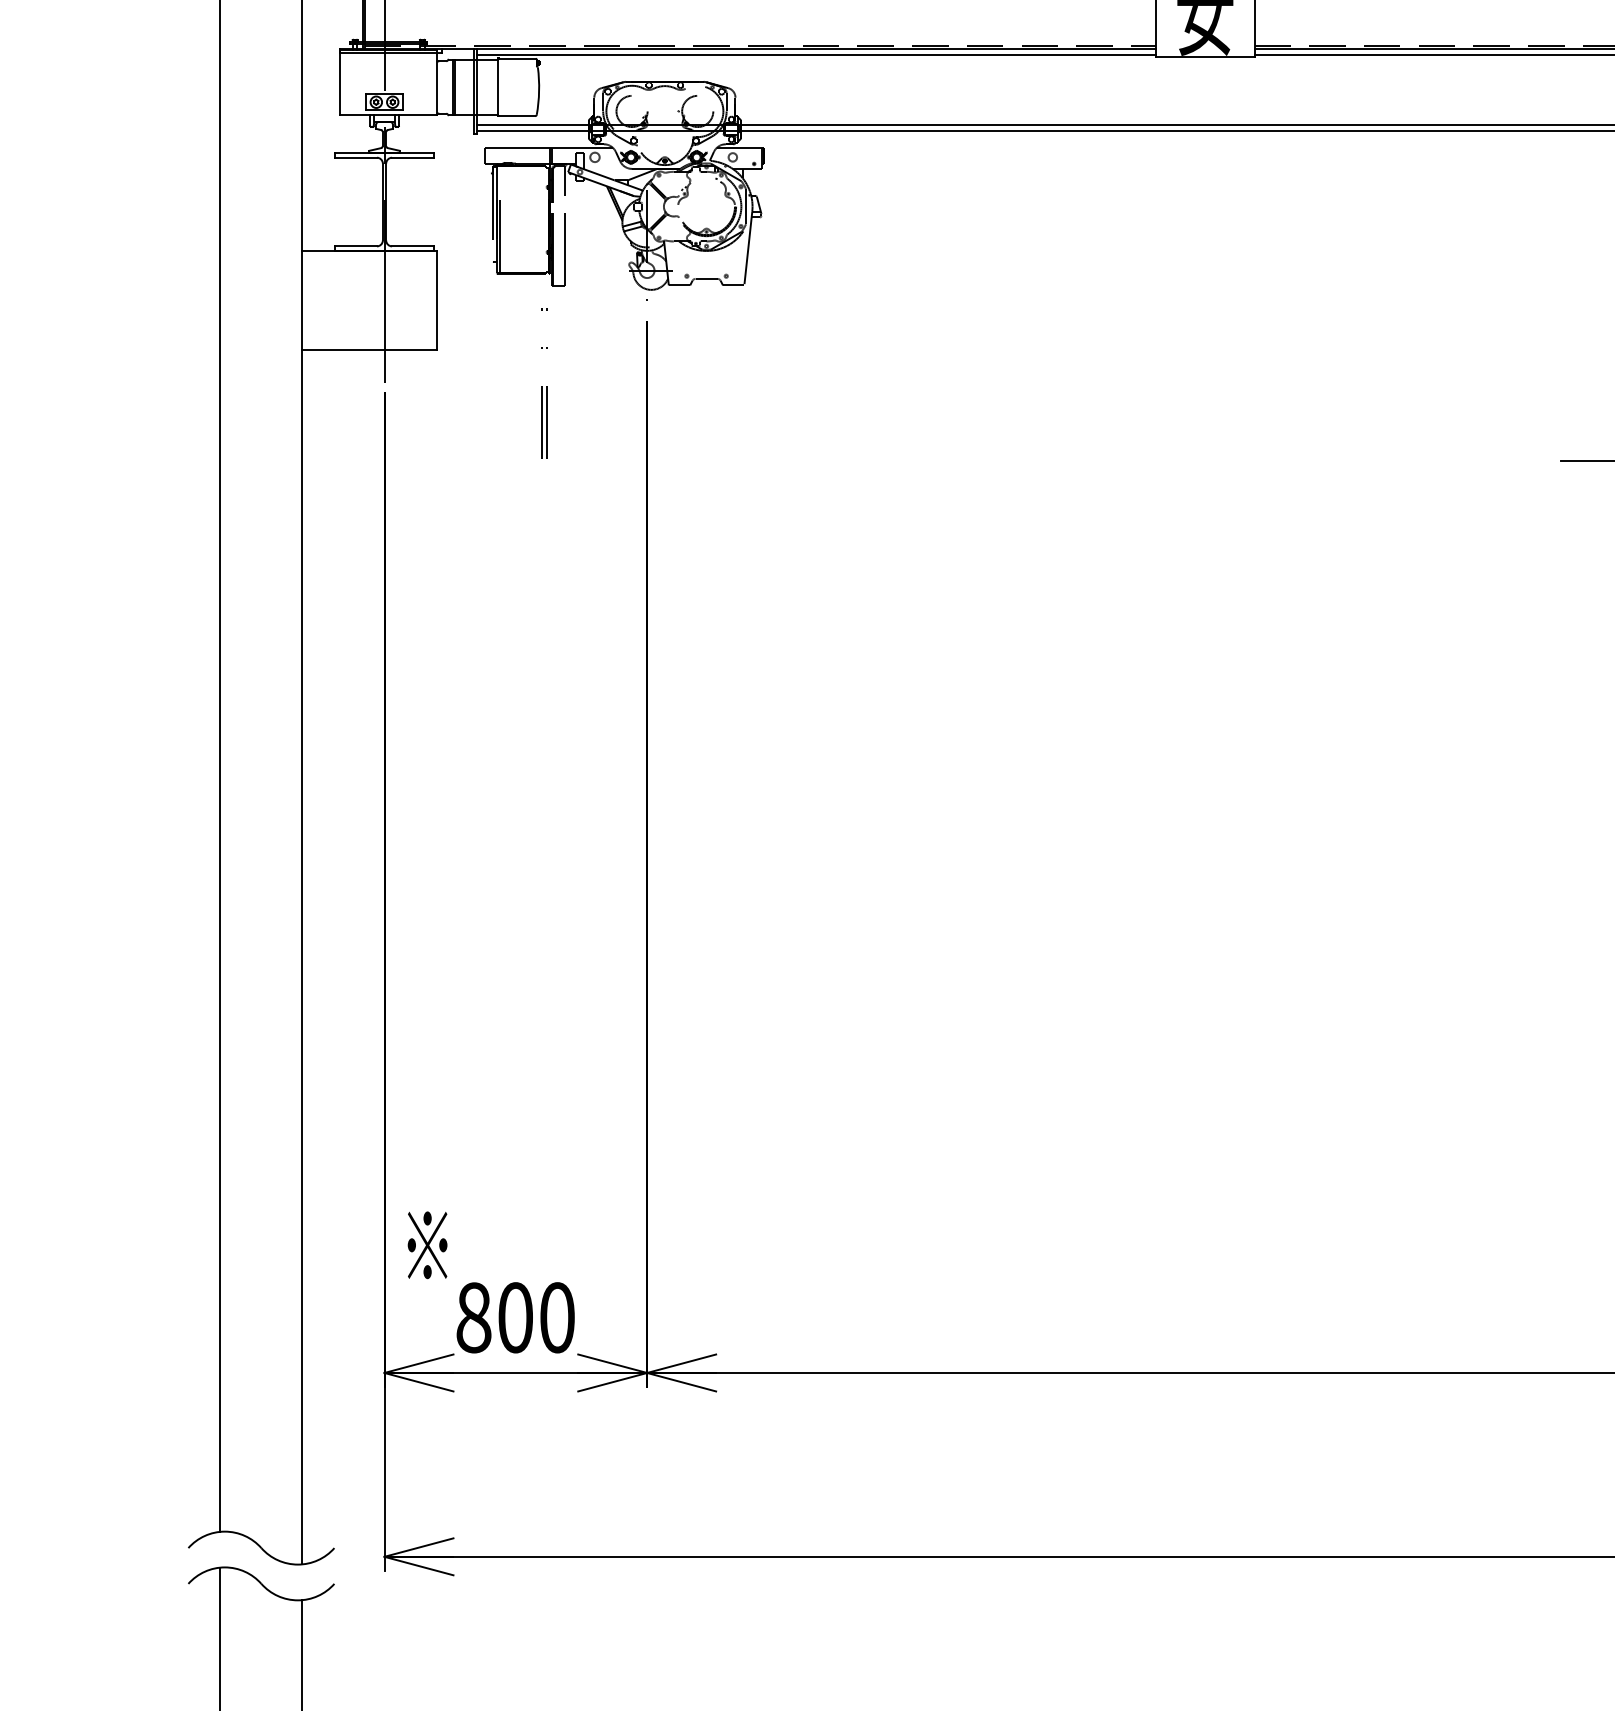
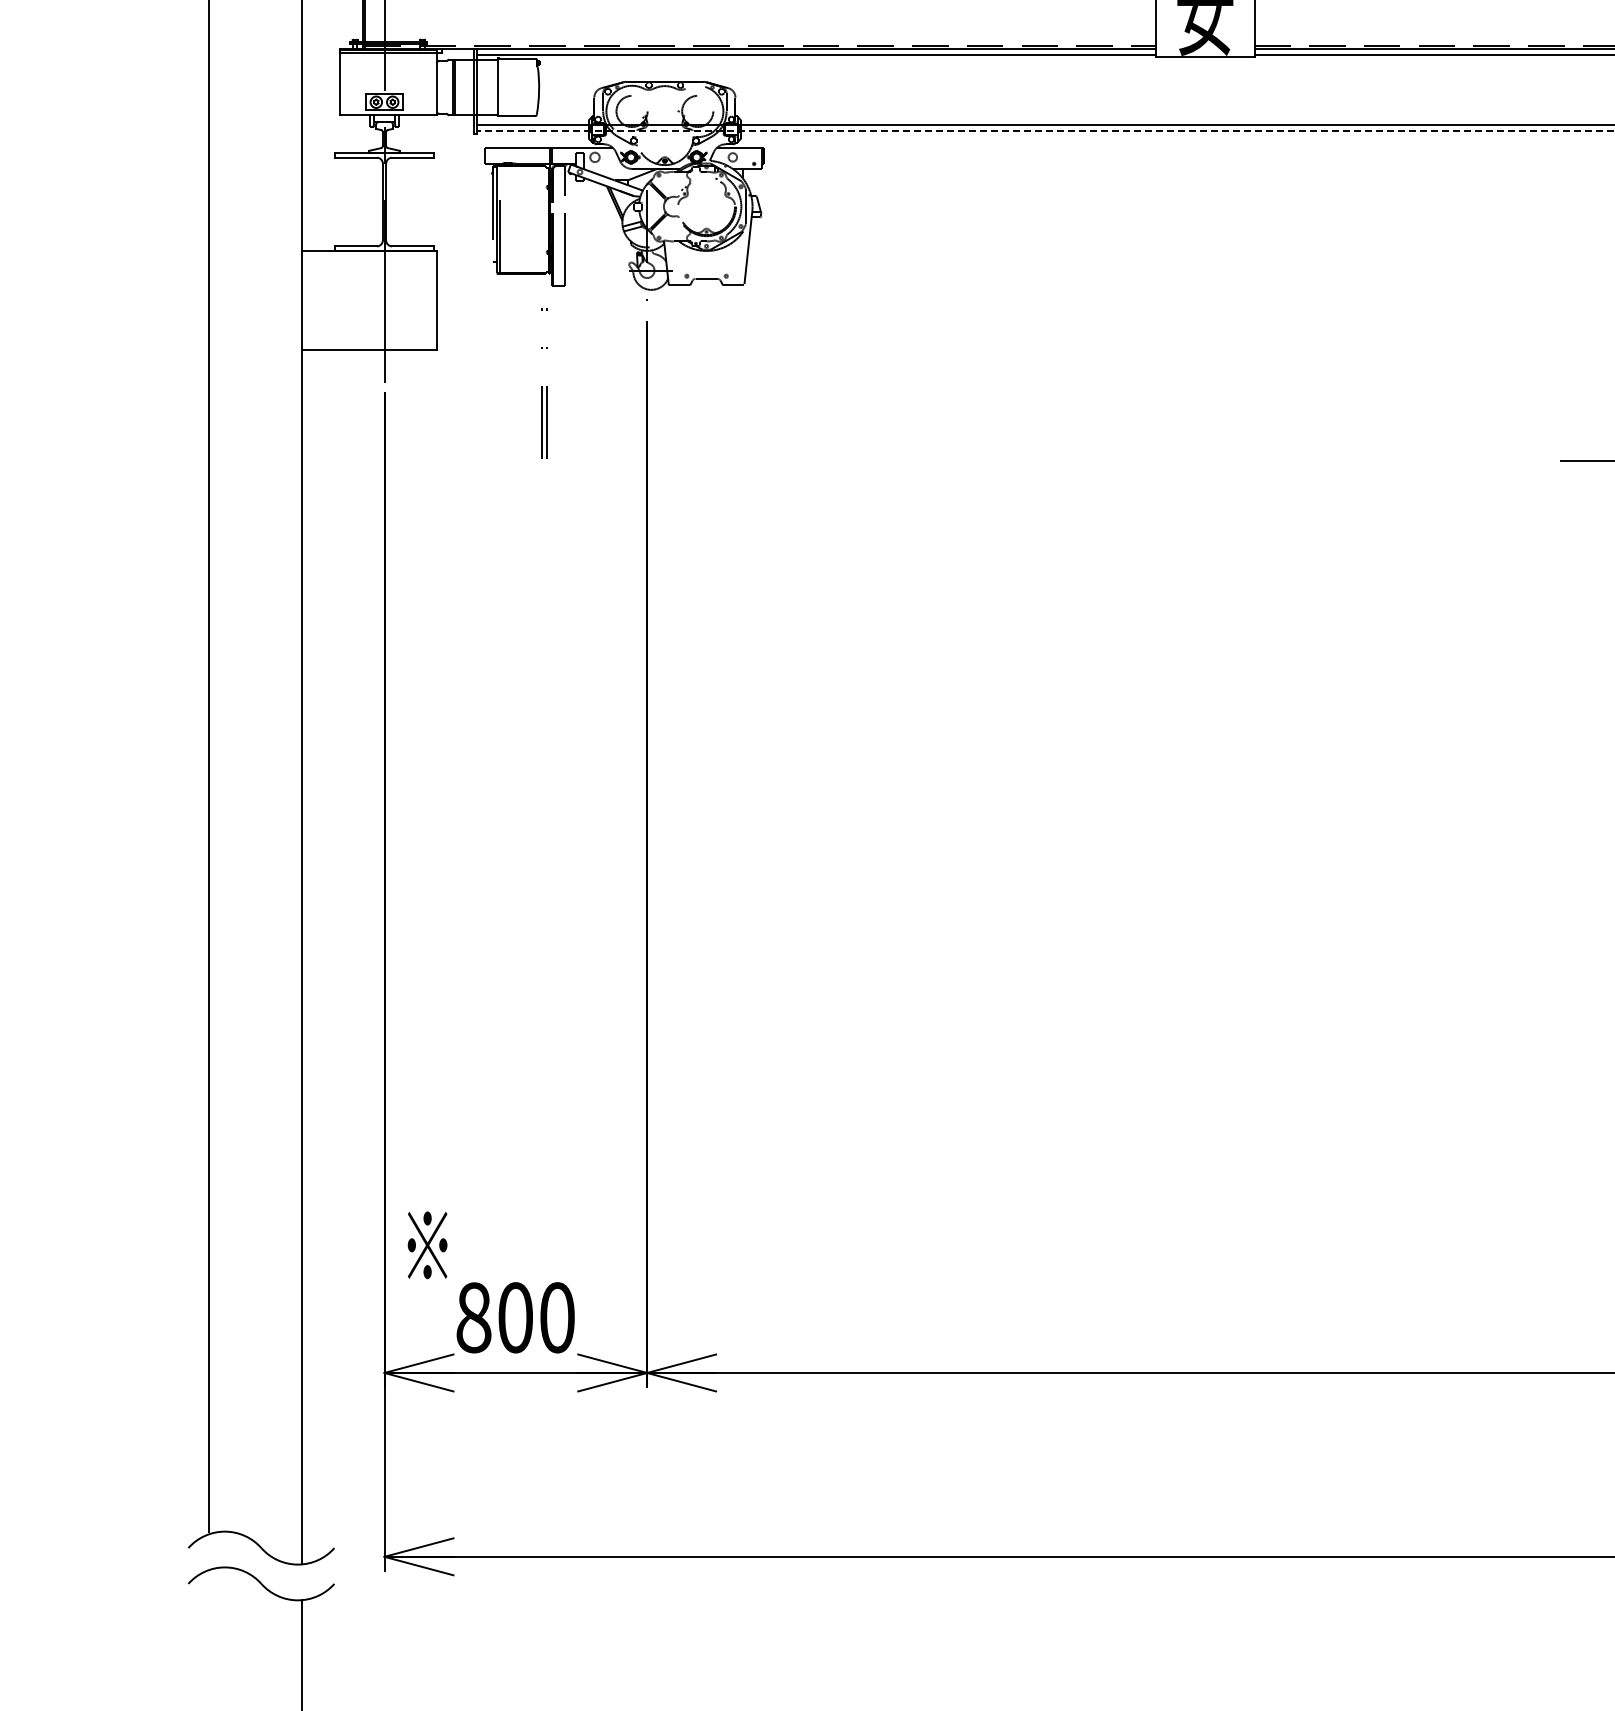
line: solid -> dashed (1045, 131)
line position: (220, 766) -> (209, 766) (209, 766)
line: present -> none (220, 1637)
